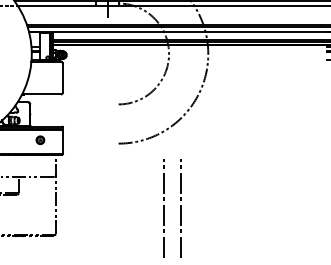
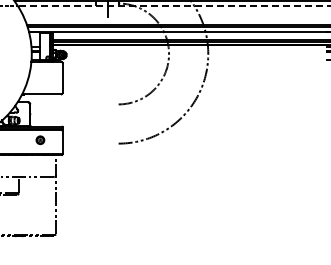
line: solid -> dashed (173, 5)
line: present -> none (163, 207)
line: present -> none (180, 207)
